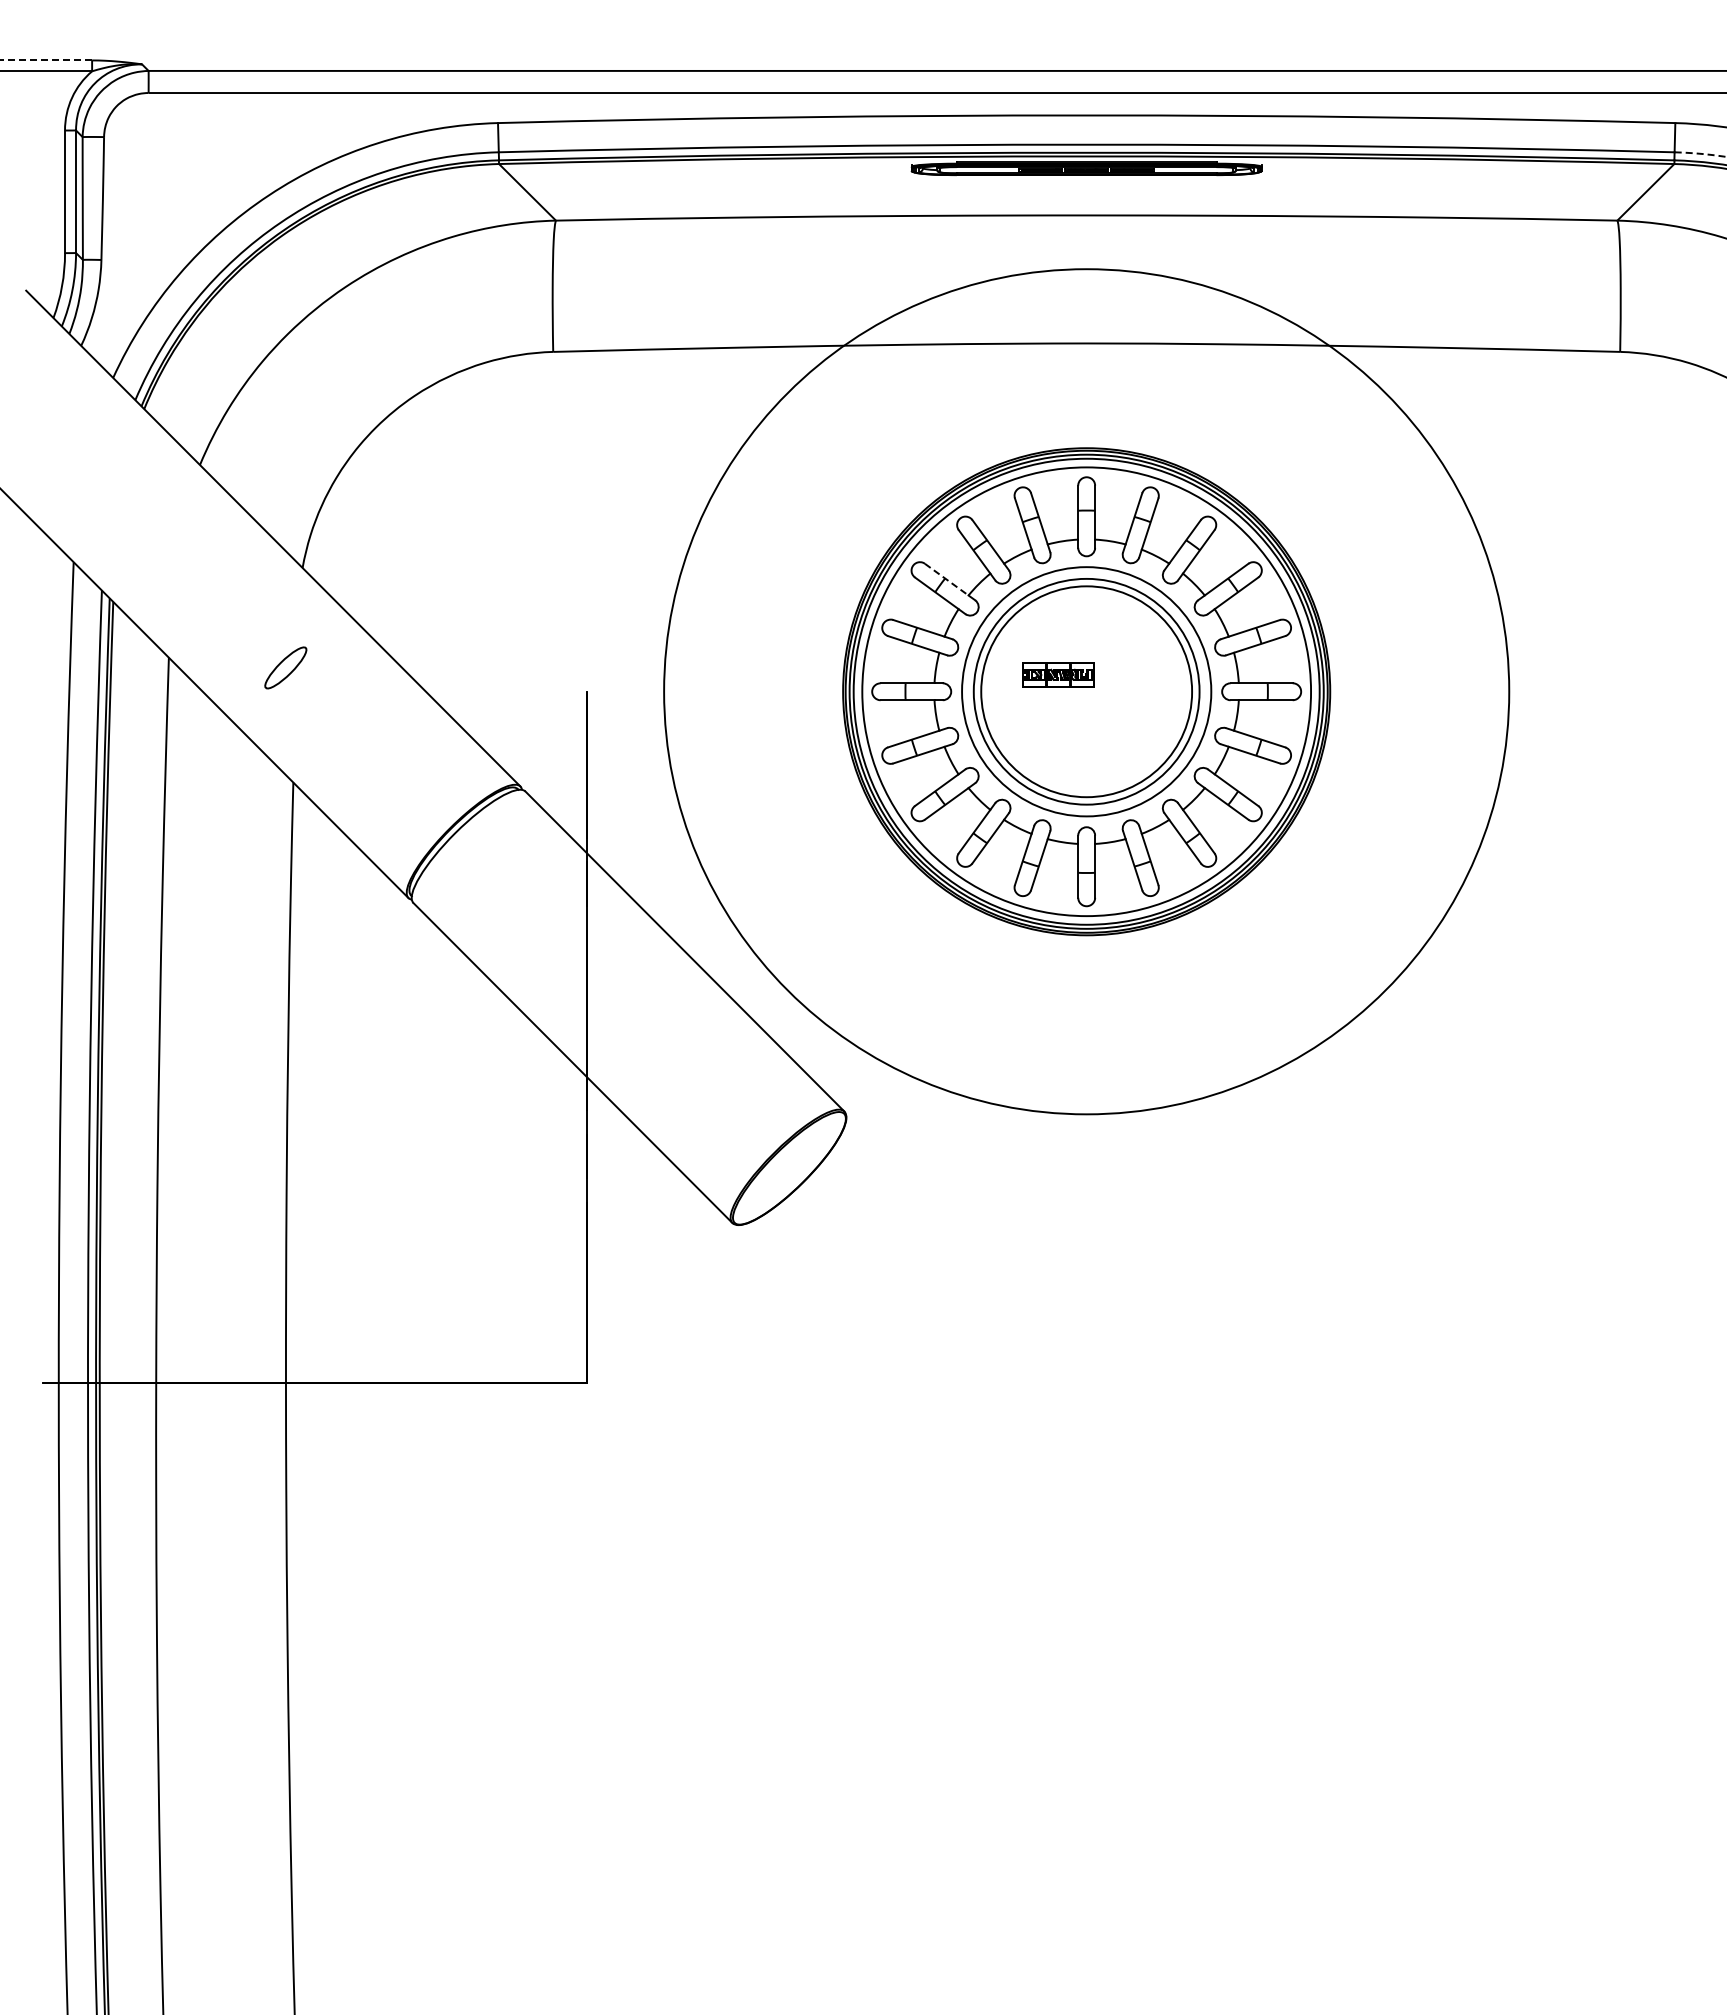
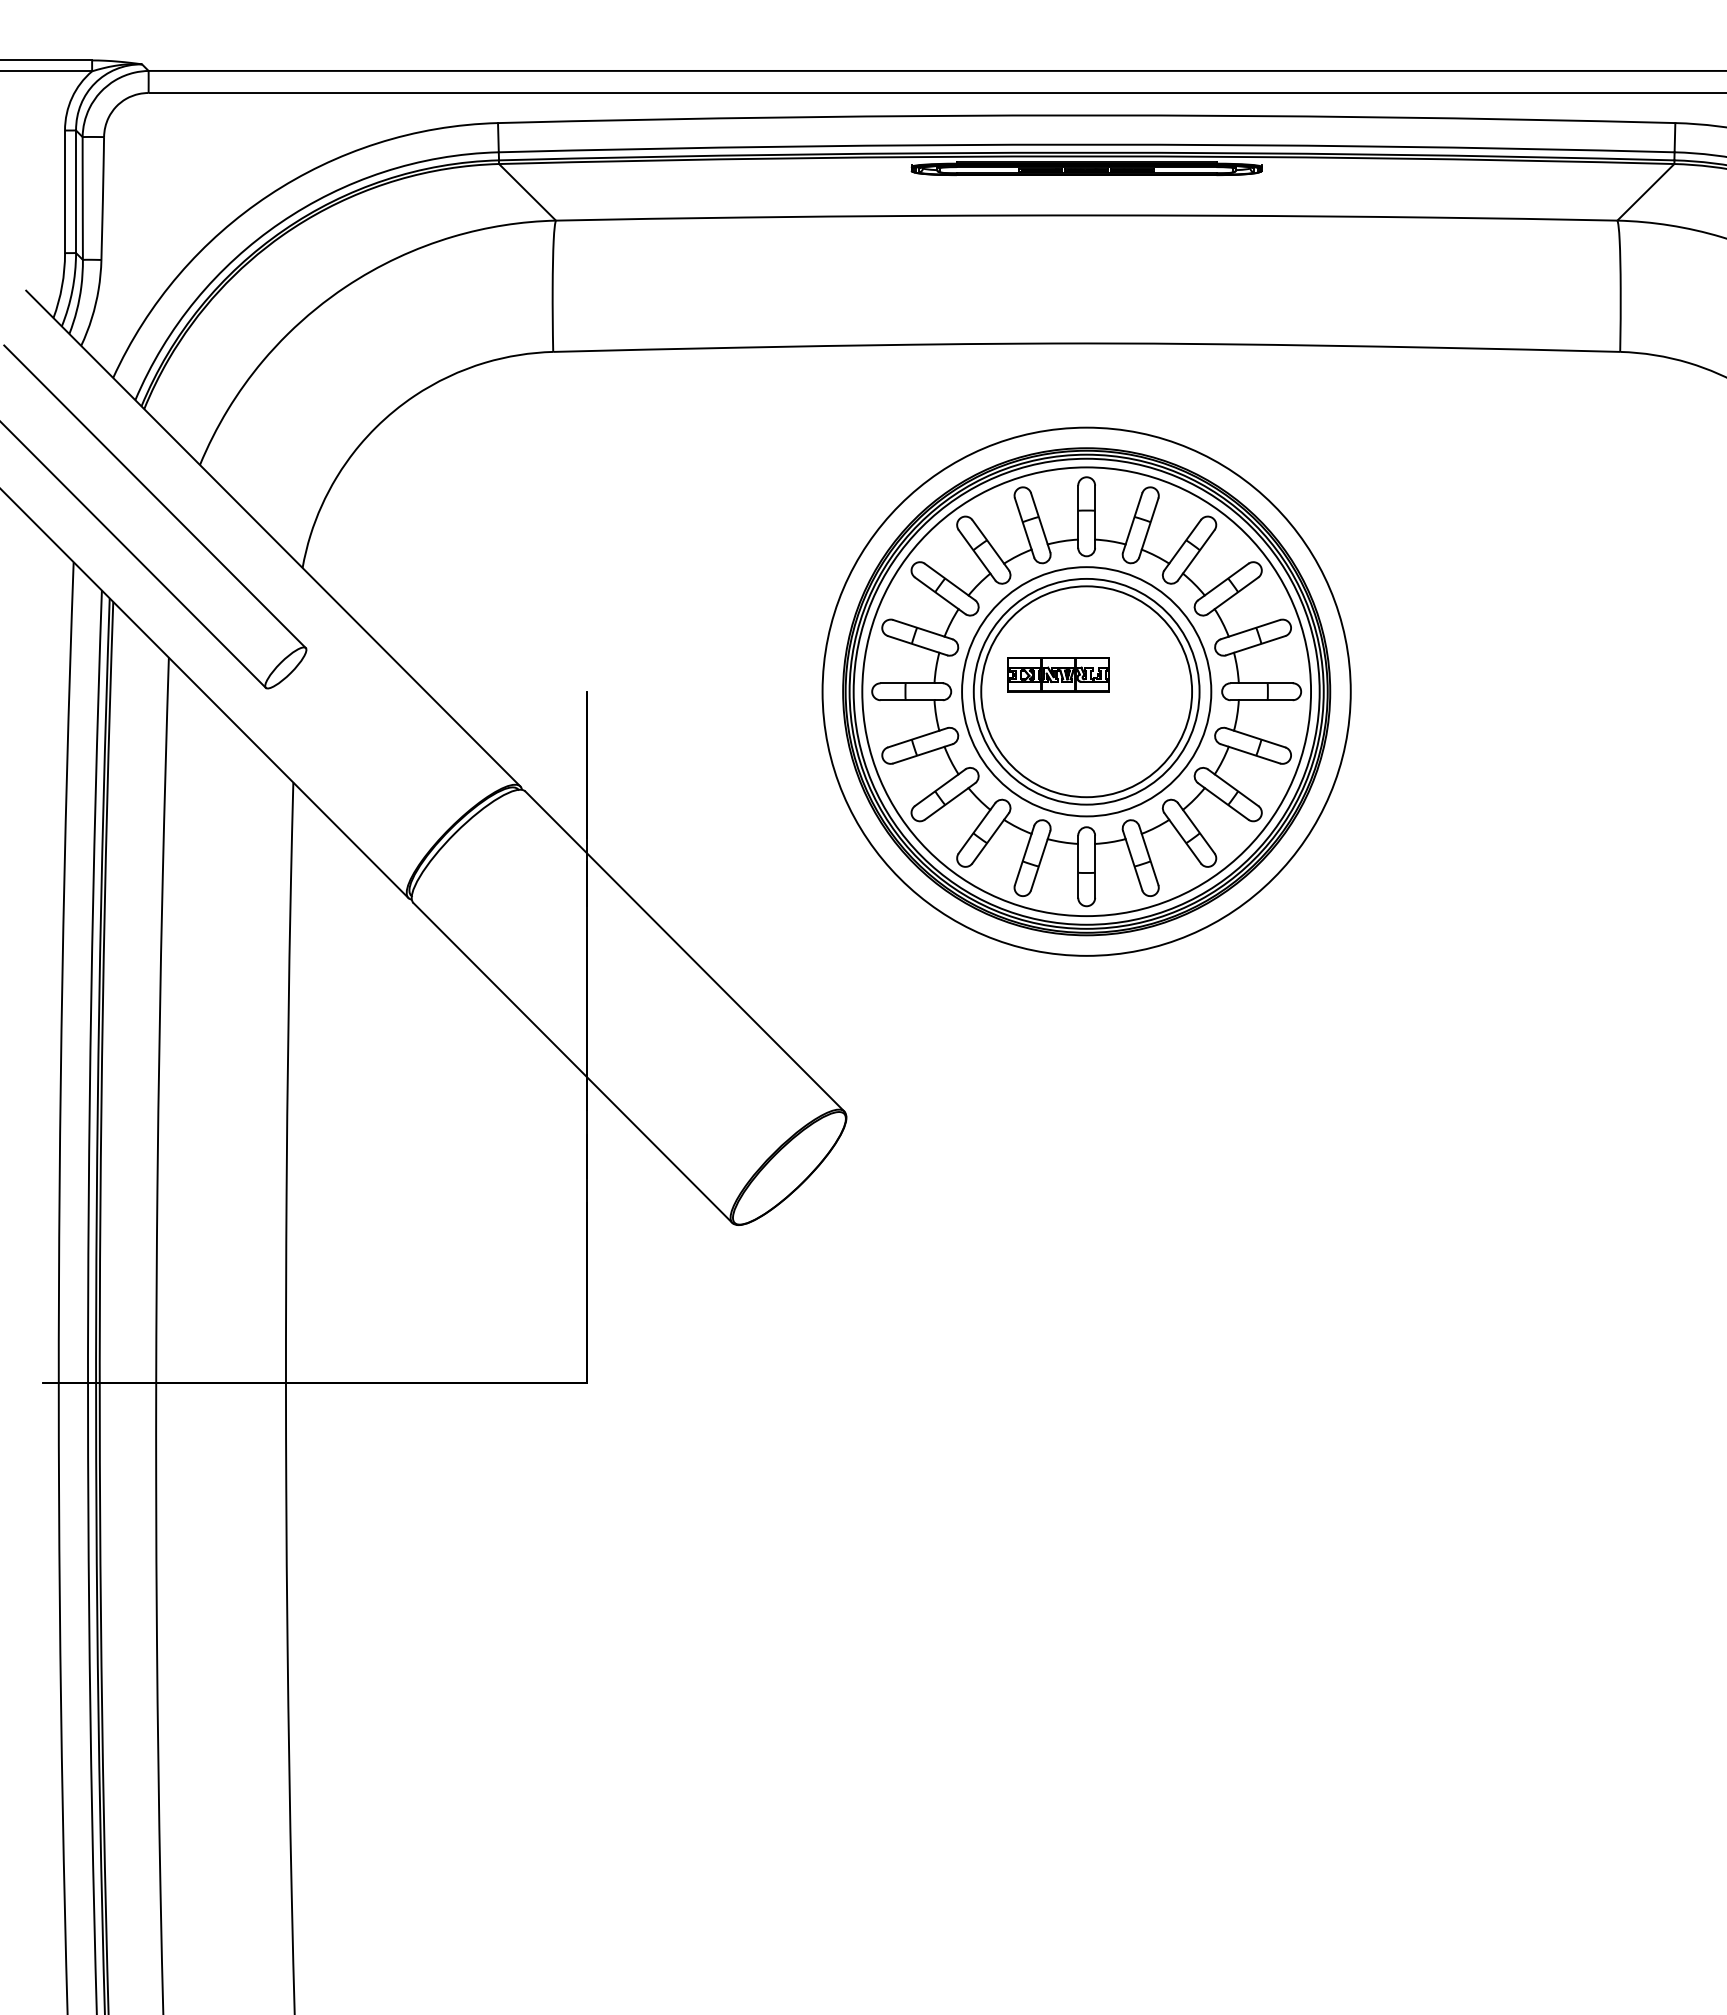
line: dashed -> solid (46, 60)
arc: dashed -> solid (1700, 153)
line: none -> present (154, 496)
line: none -> present (133, 555)
line: dashed -> solid (946, 579)
part size: 73x26 px -> 103x36 px (1058, 674)
circle diameter: 845 px -> 528 px (1086, 691)
